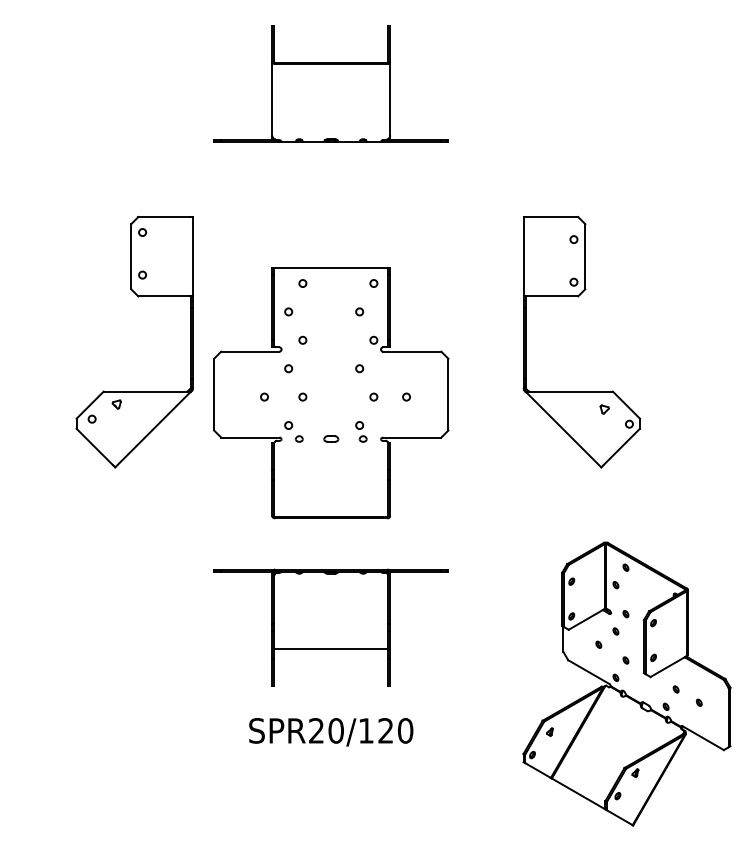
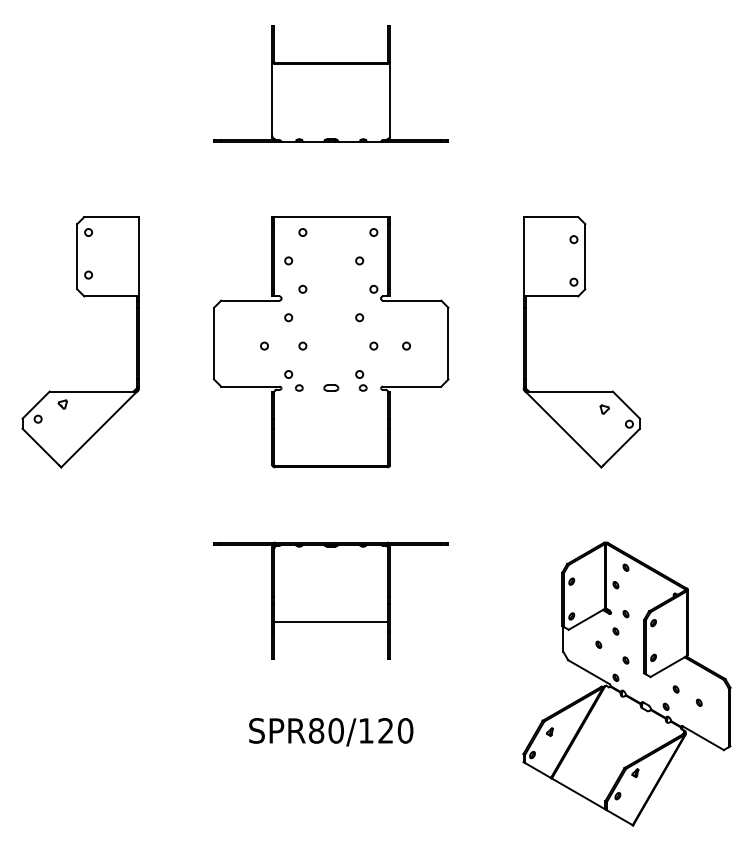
part position: (138, 297) -> (84, 297) (84, 297)
part position: (331, 393) -> (331, 342) (331, 342)
part position: (330, 627) -> (330, 600) (330, 600)
text: SPR20/120 -> SPR80/120 (316, 730)
